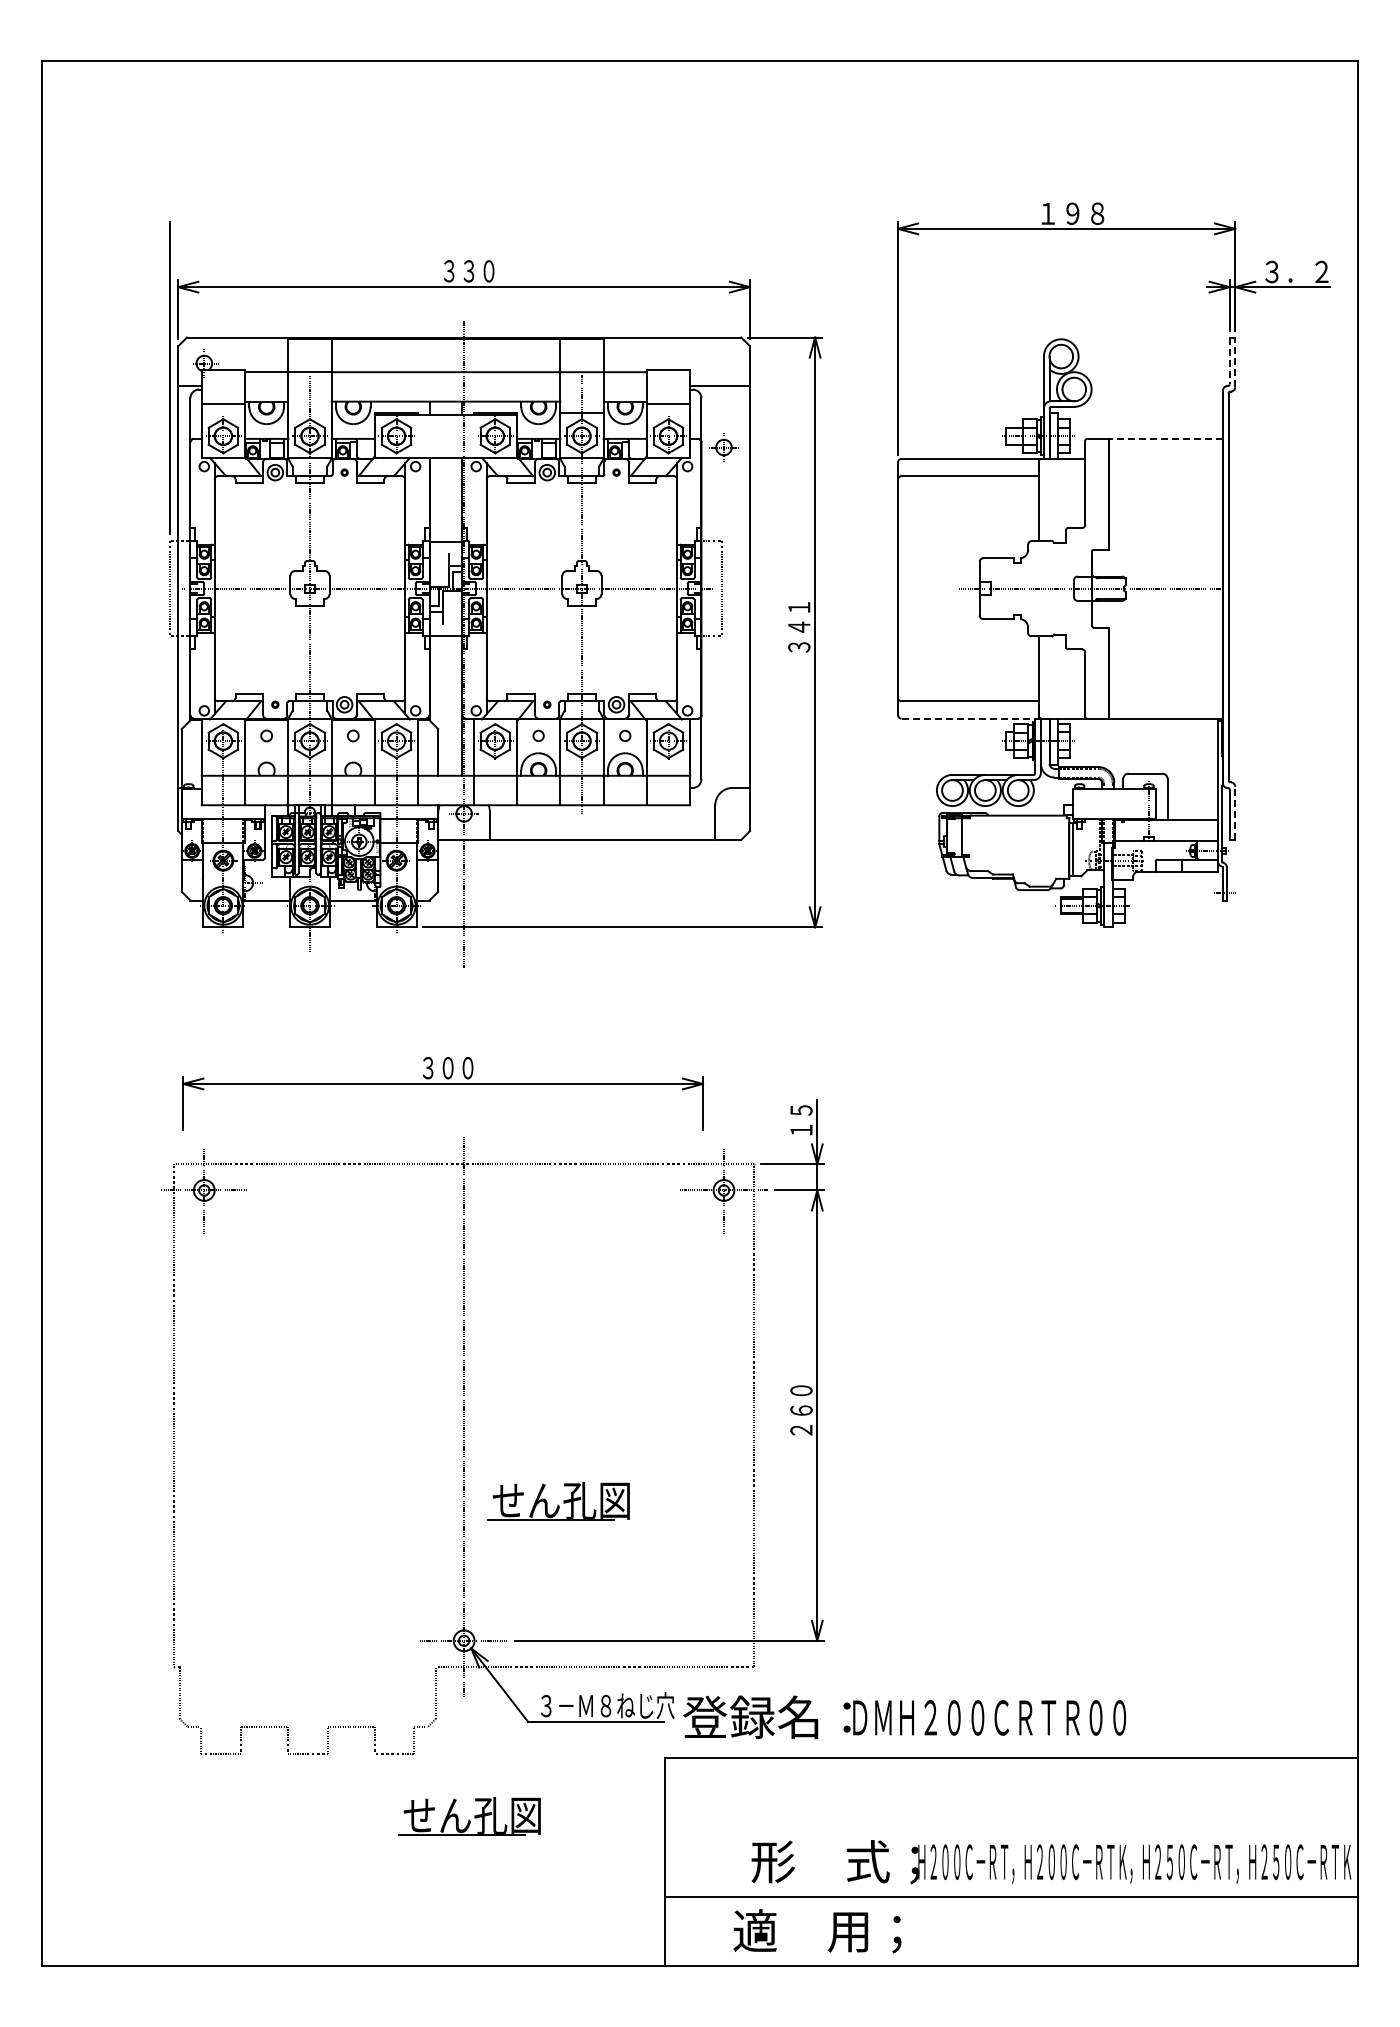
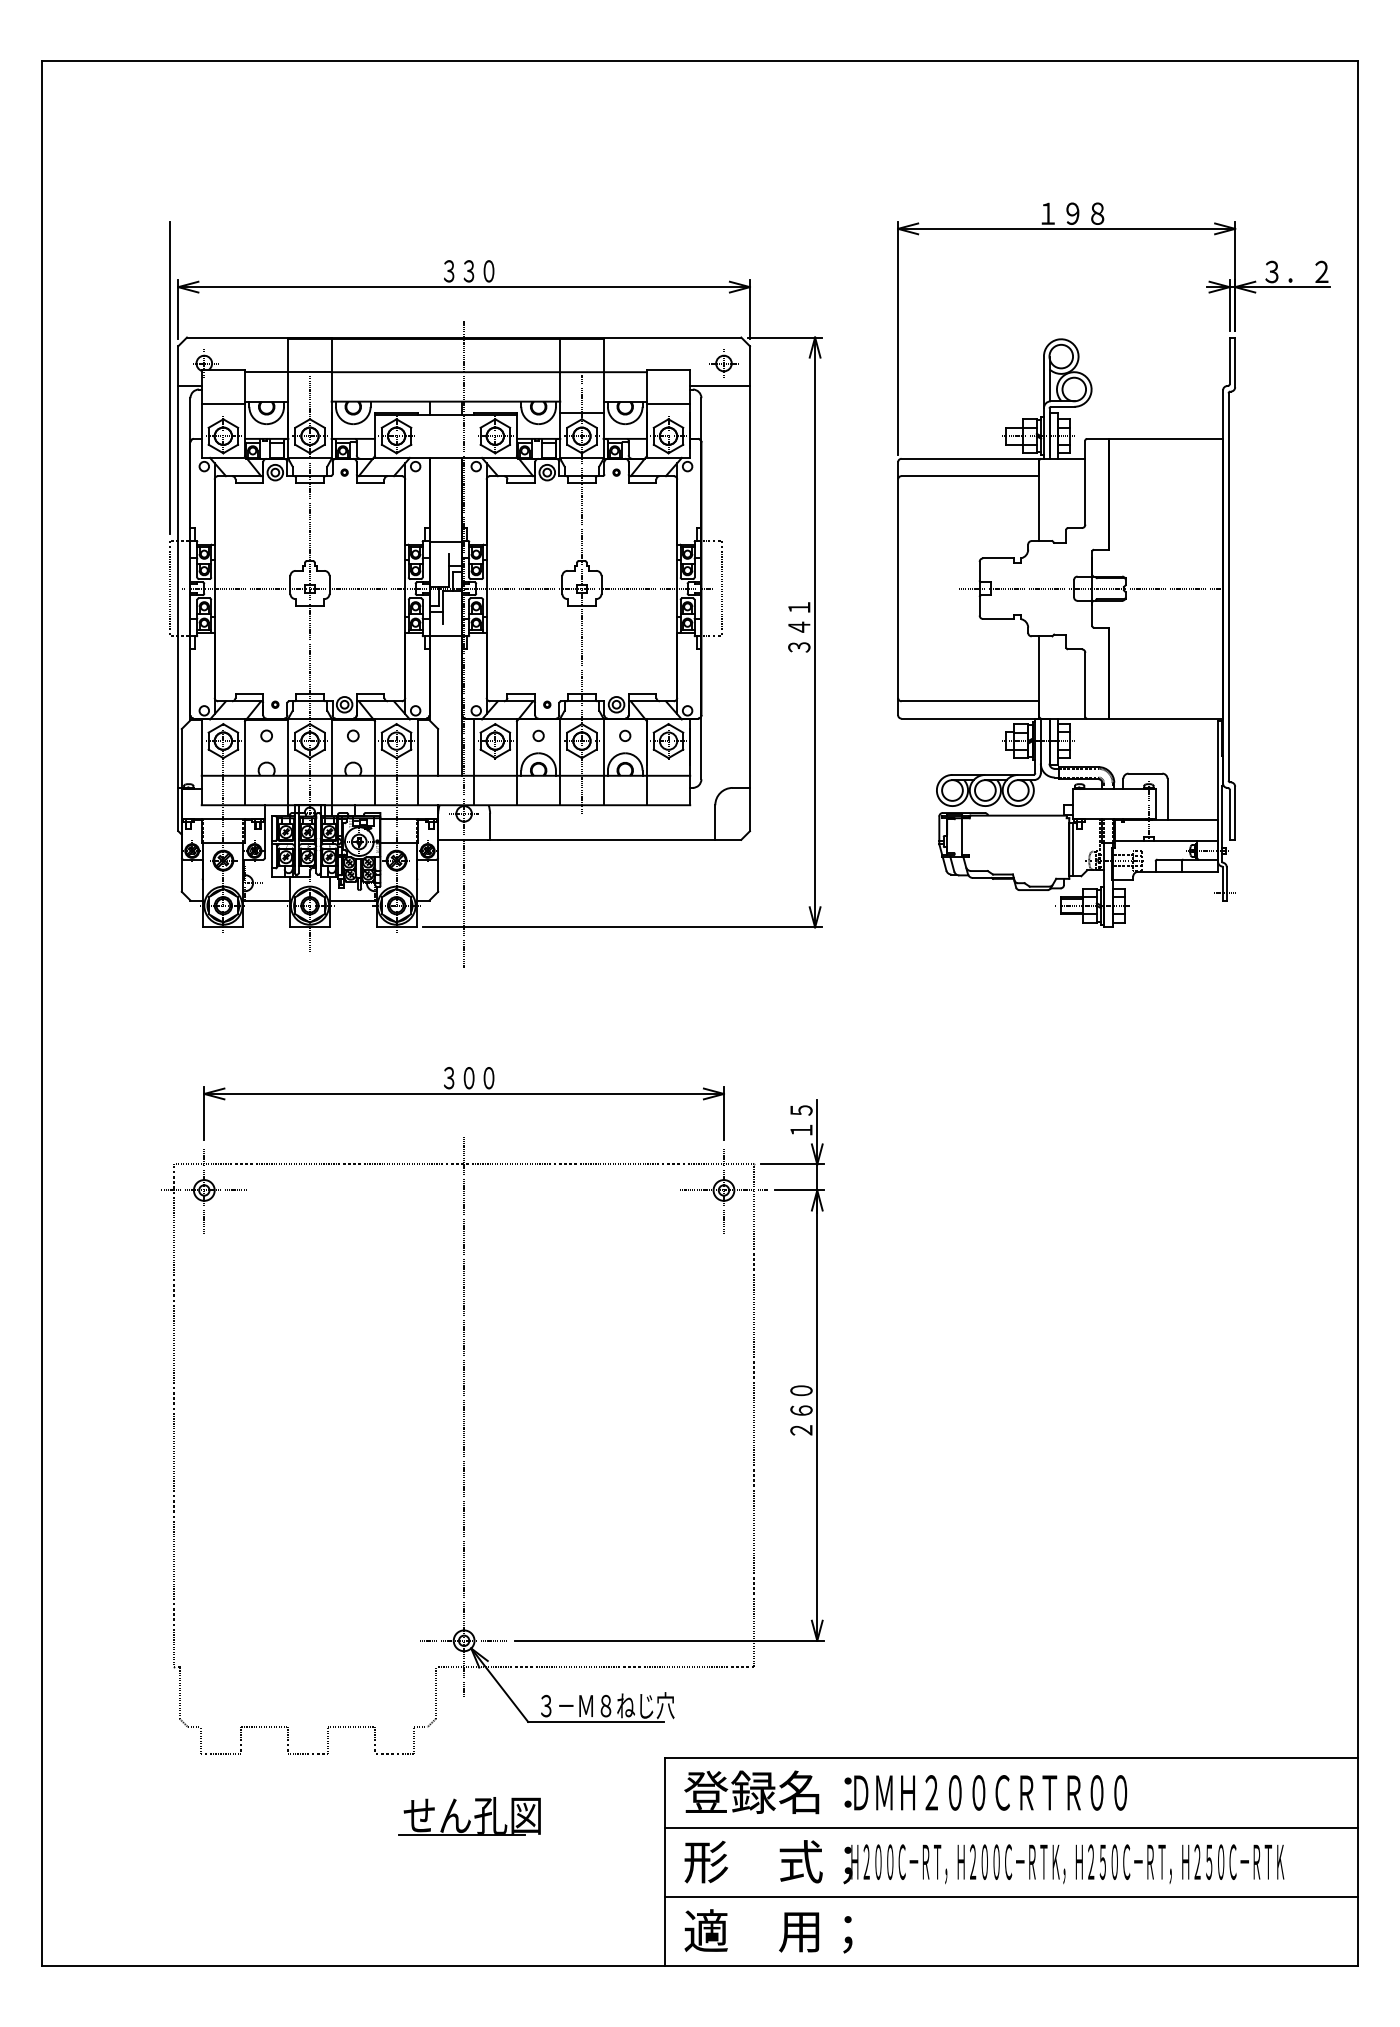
line: dashed -> solid (1229, 361)
line: dashed -> solid (1235, 362)
line: dashed -> solid (1165, 438)
part position: (723, 447) -> (723, 363) (723, 363)
line: dashed -> solid (970, 718)
line: dashed -> solid (1235, 813)
part position: (442, 1084) -> (463, 1094) (463, 1094)
part: present -> none (558, 1501)
text position: (904, 1717) -> (905, 1792) (905, 1792)
line: none -> present (1011, 1827)
text position: (1051, 1862) -> (984, 1862) (984, 1862)
text position: (817, 1931) -> (768, 1931) (768, 1931)
